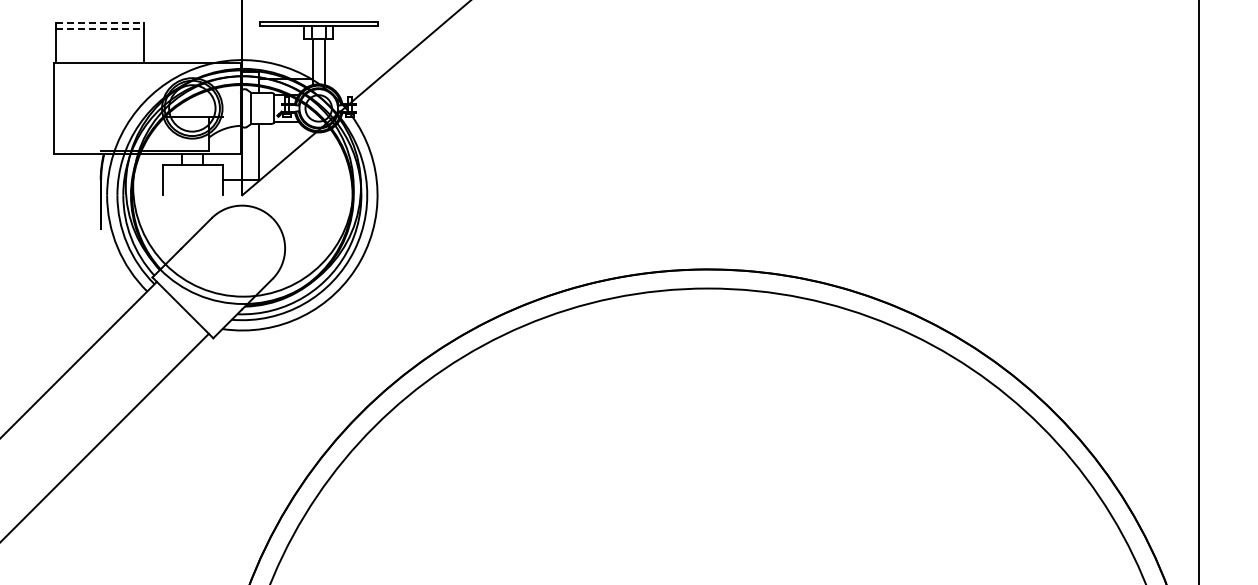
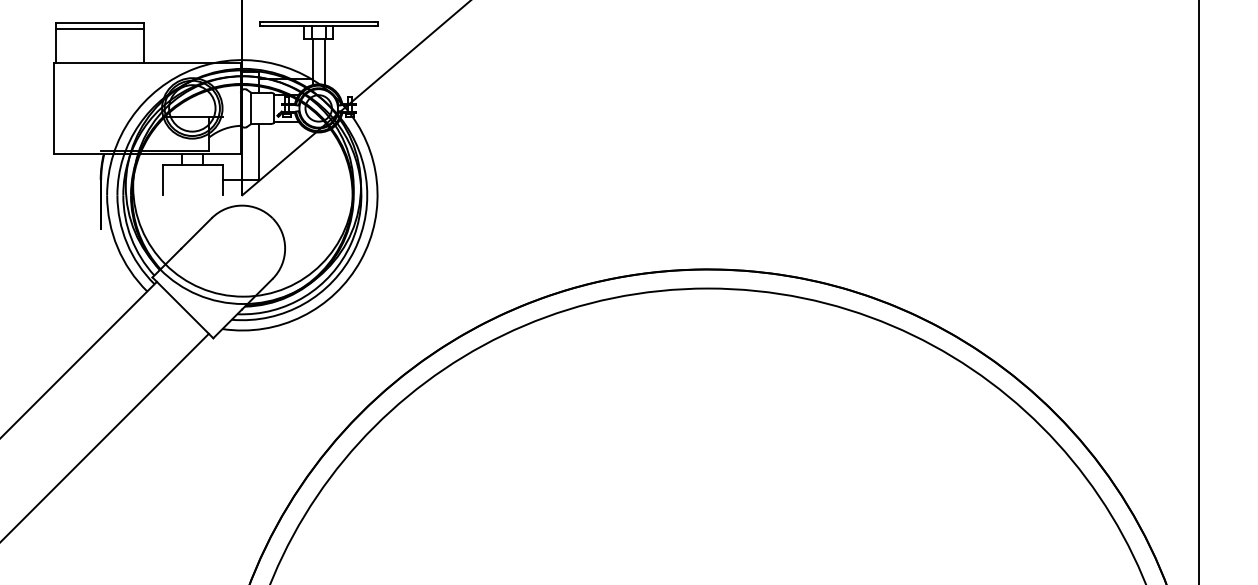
line: dashed -> solid (100, 23)
line: dashed -> solid (100, 29)
